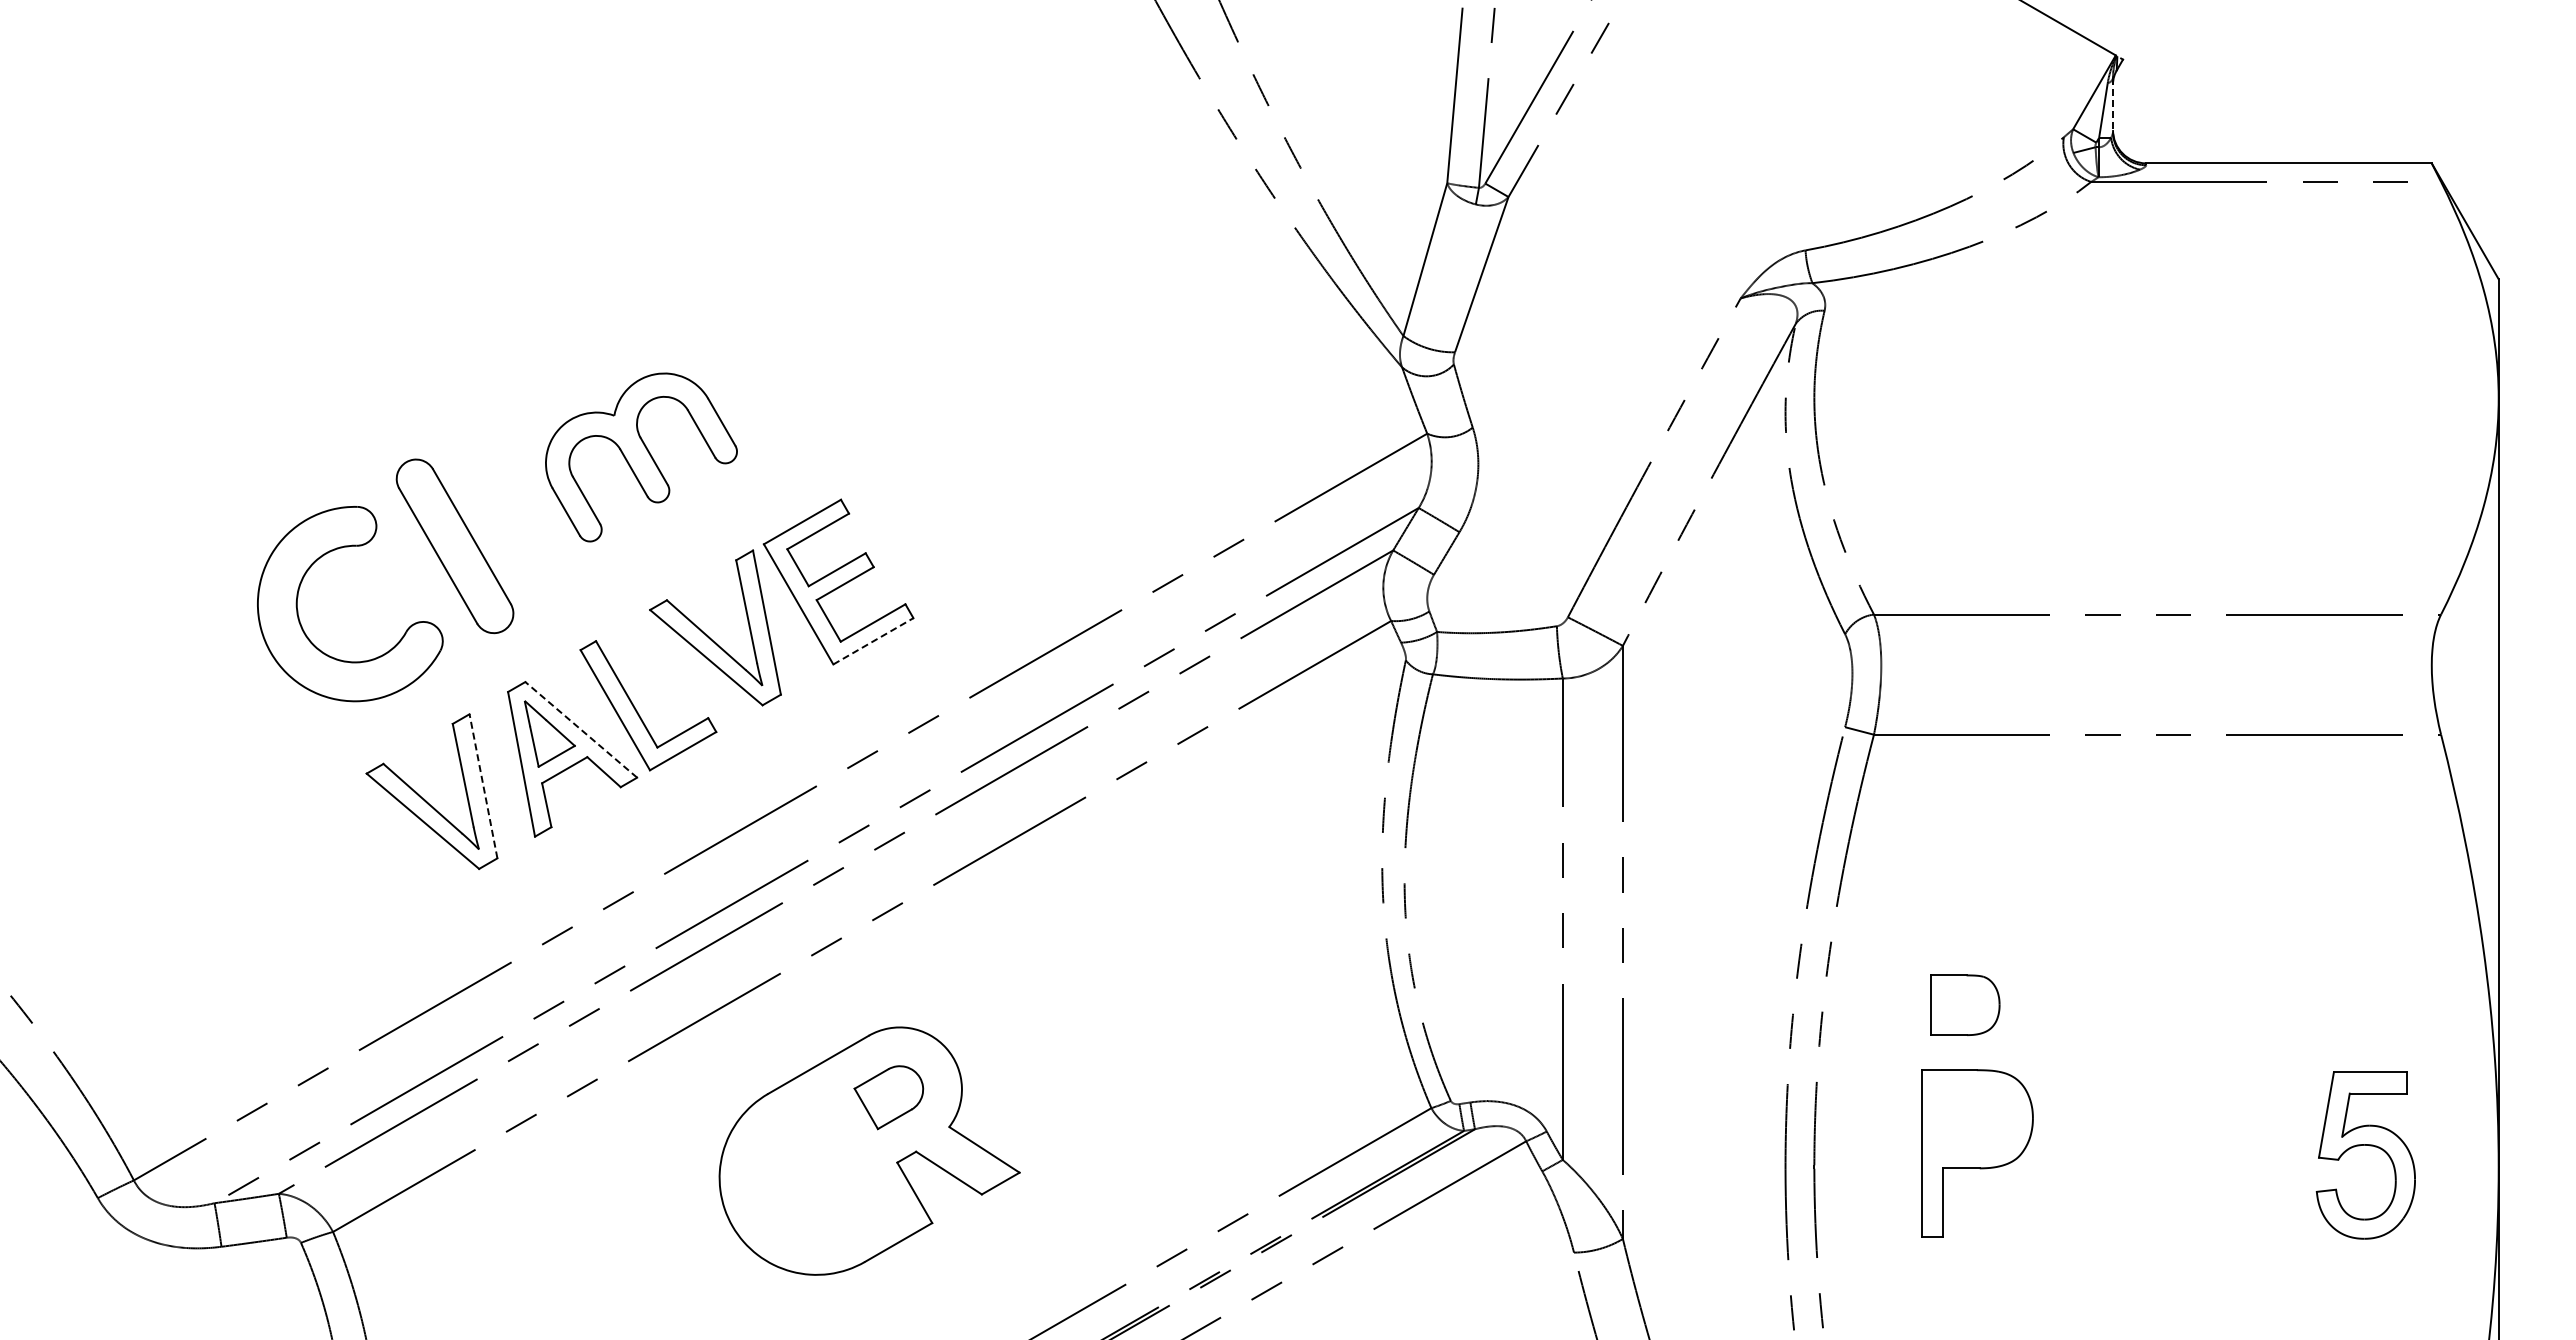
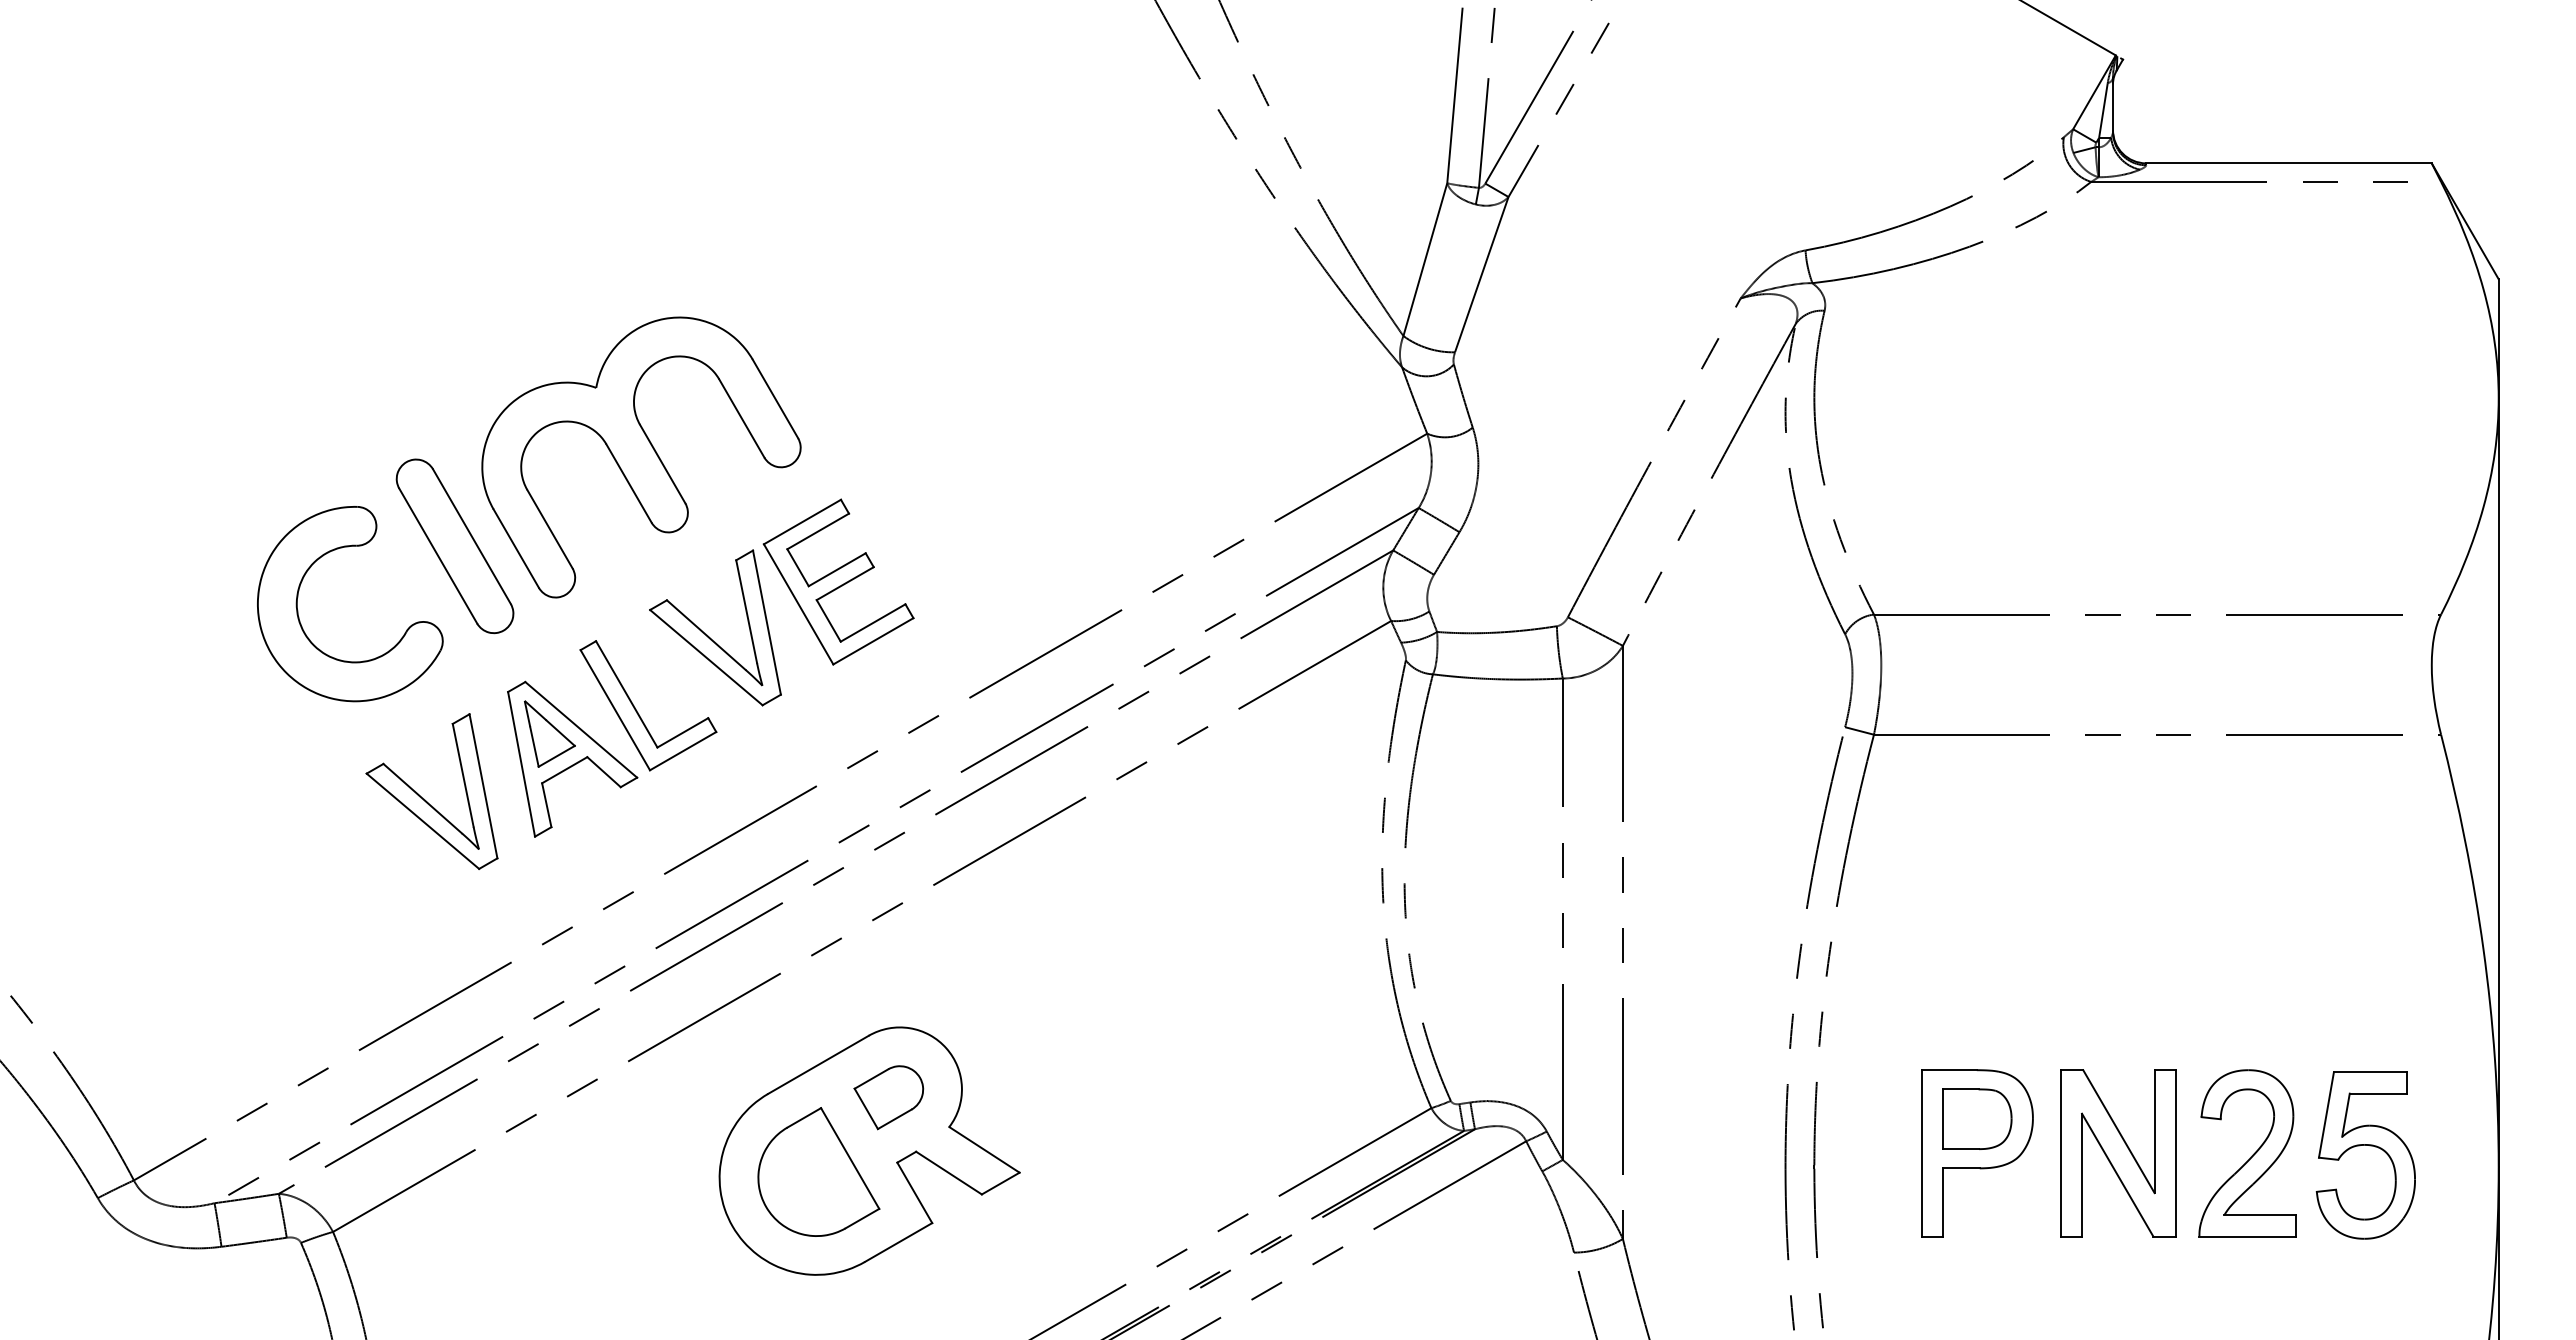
line: dashed -> solid (2112, 105)
part size: 193x171 px -> 321x283 px (641, 457)
line: dashed -> solid (873, 641)
line: dashed -> solid (581, 729)
line: dashed -> solid (483, 785)
part position: (1965, 1004) -> (1977, 1118) (1977, 1118)
part: none -> present (2118, 1153)
part: none -> present (2247, 1153)
part: none -> present (818, 1171)
